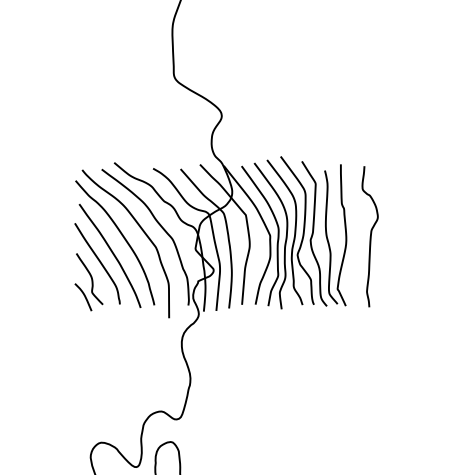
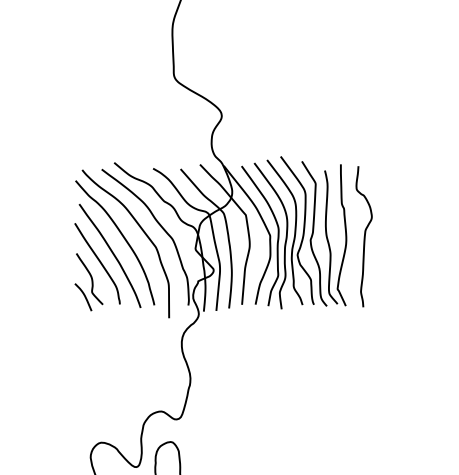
curve position: (369, 236) -> (363, 236) (363, 236)
